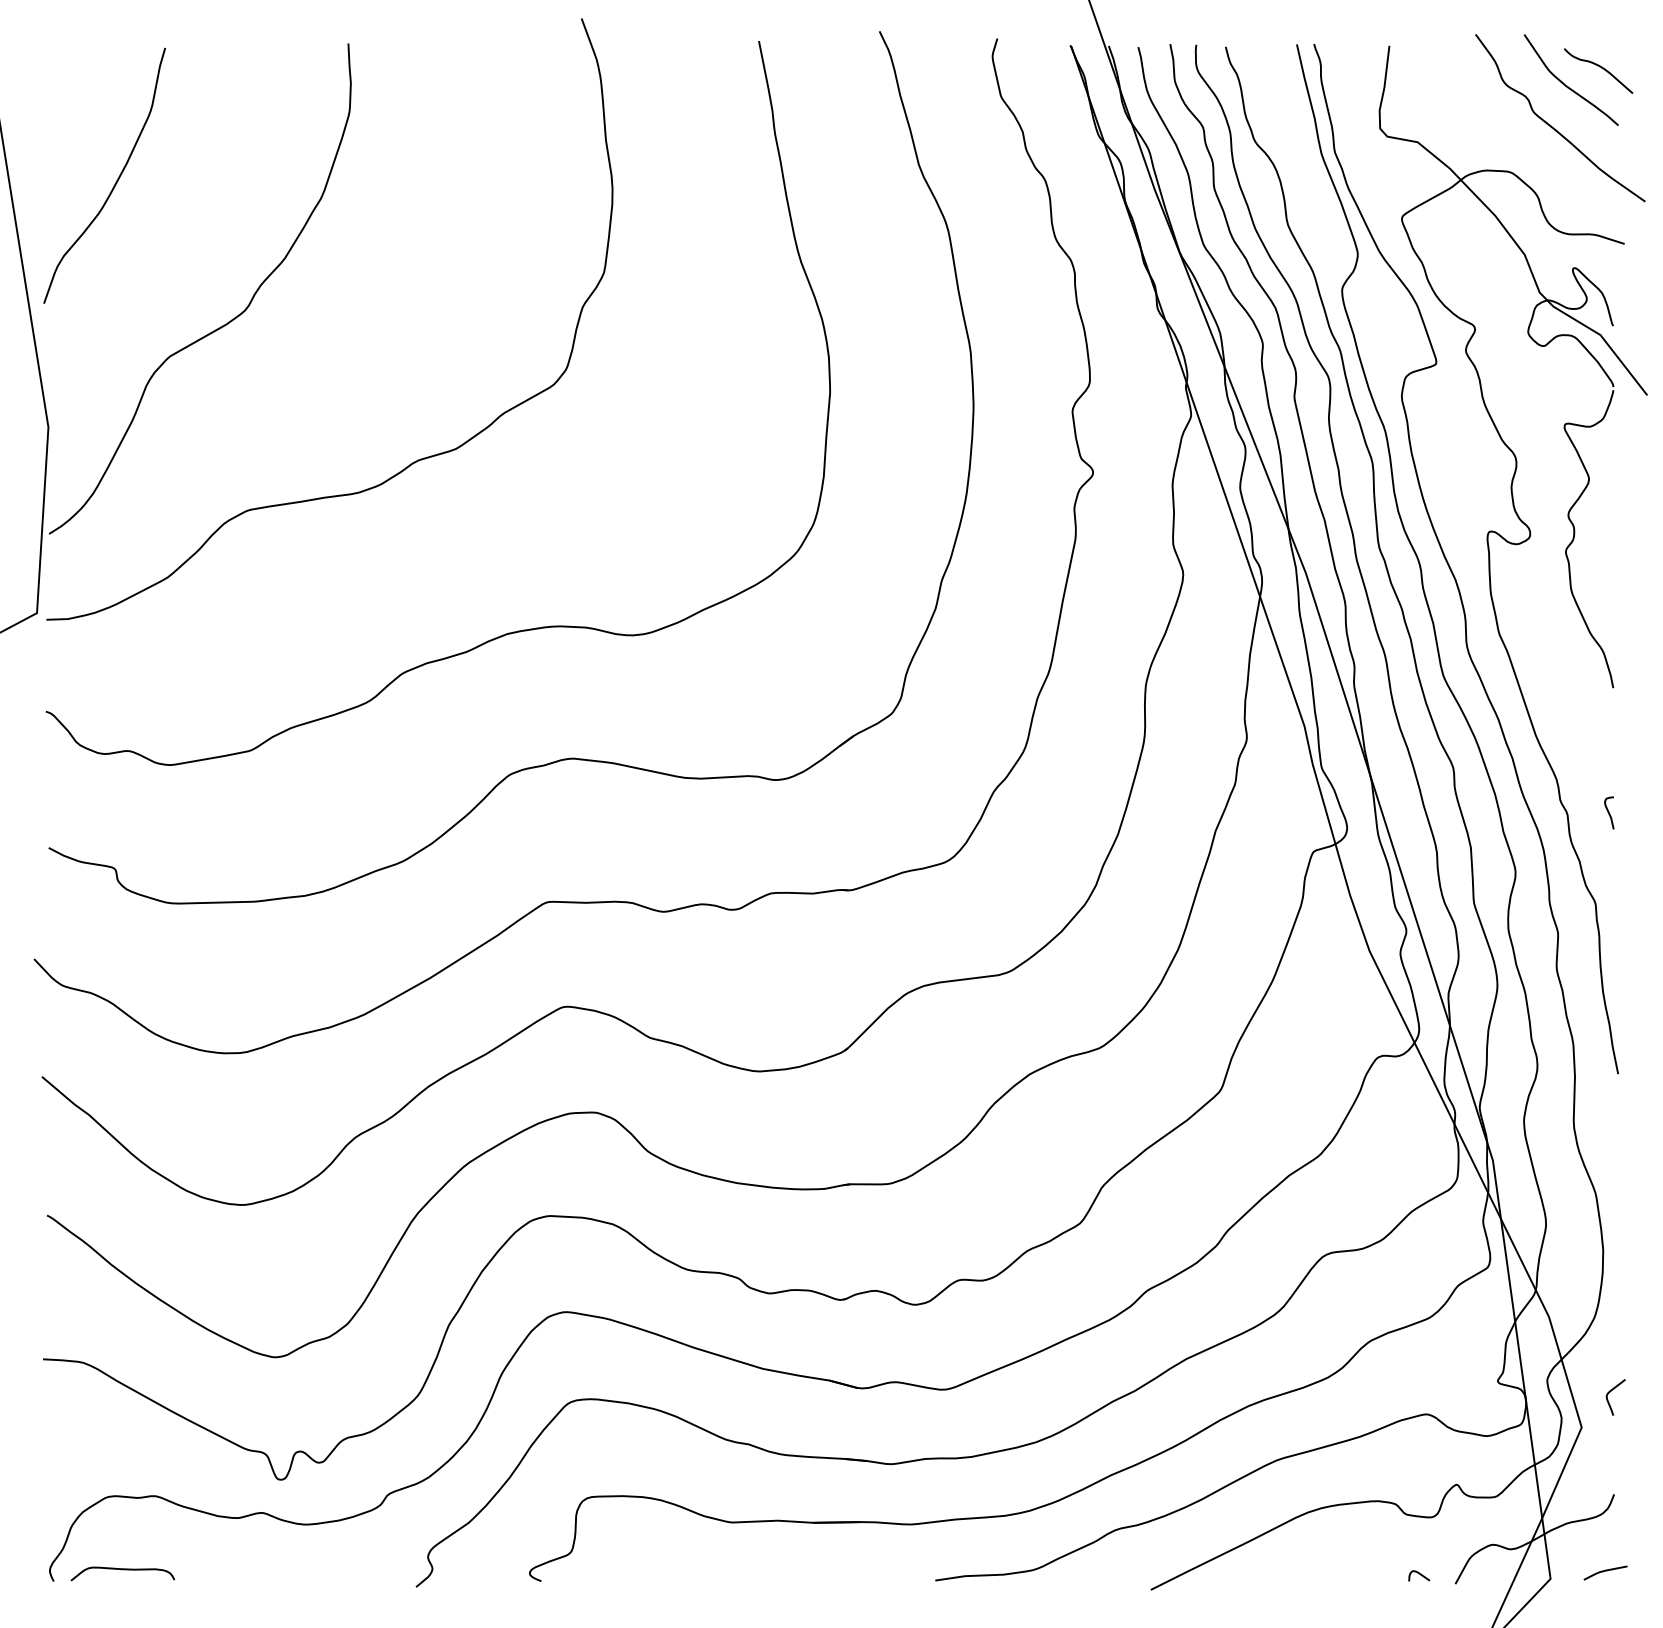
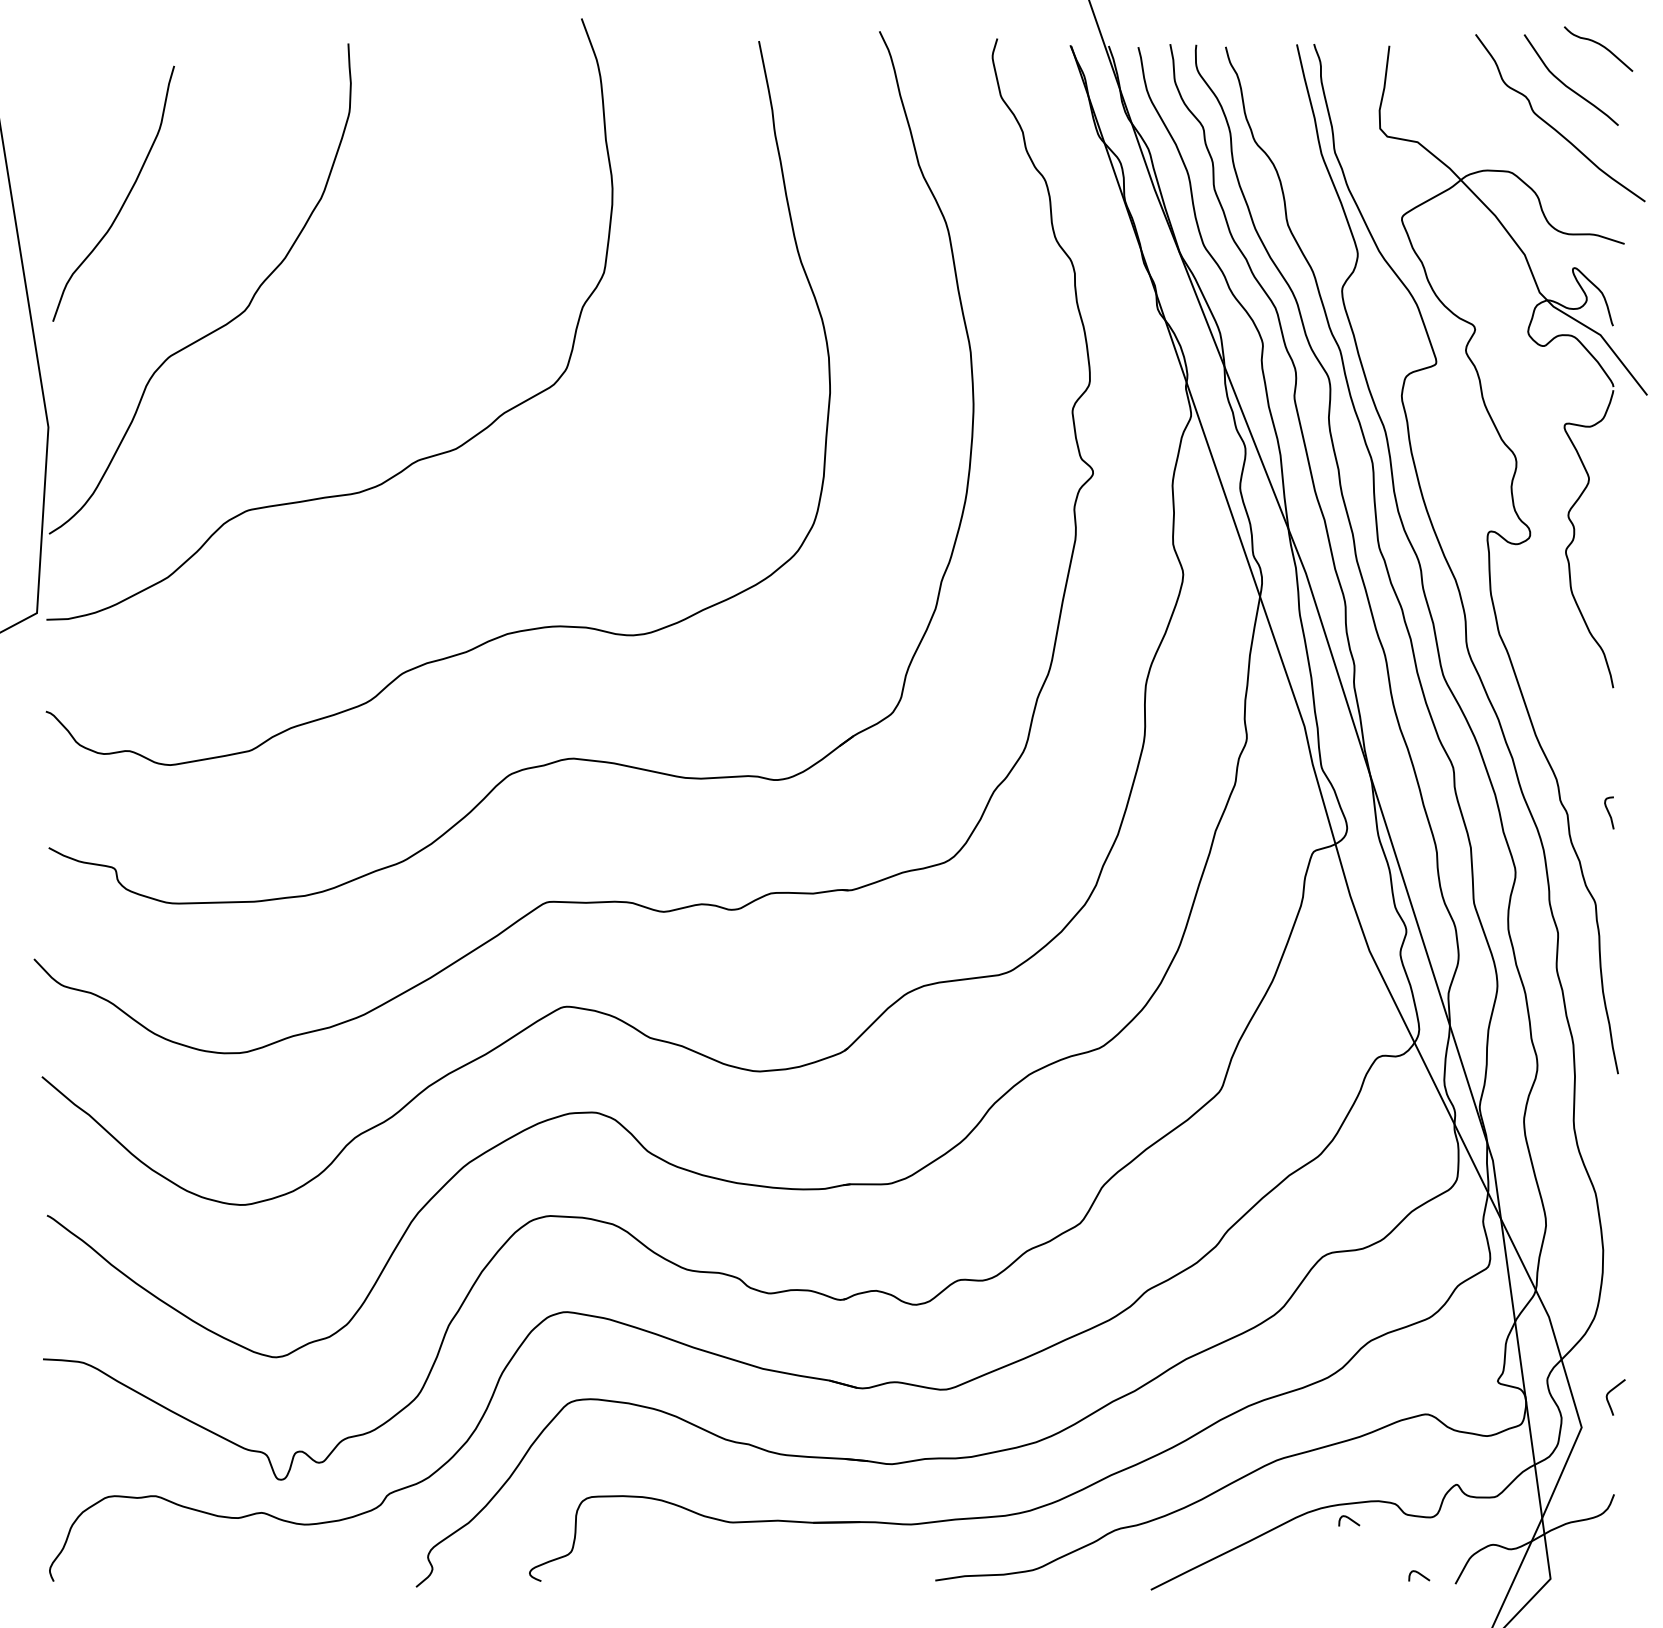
curve position: (1599, 67) -> (1599, 45) (1599, 45)
curve position: (116, 180) -> (125, 198) (125, 198)
curve: none -> present (1349, 1519)
curve: present -> none (122, 1570)
line: present -> none (1605, 1571)
